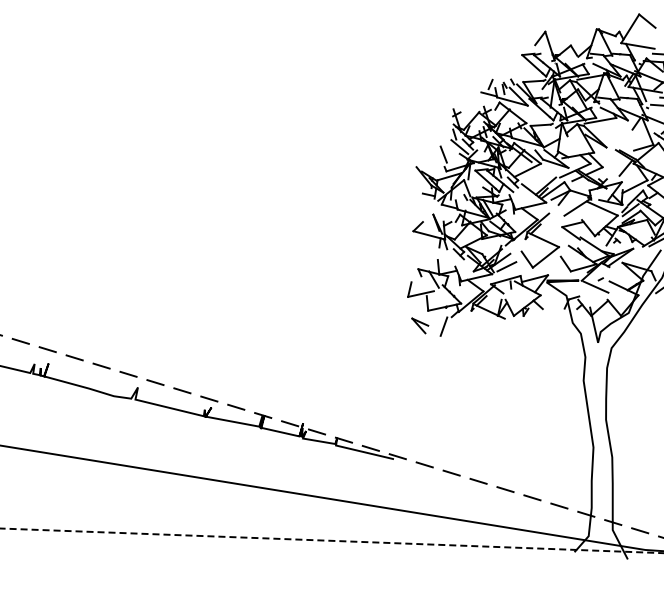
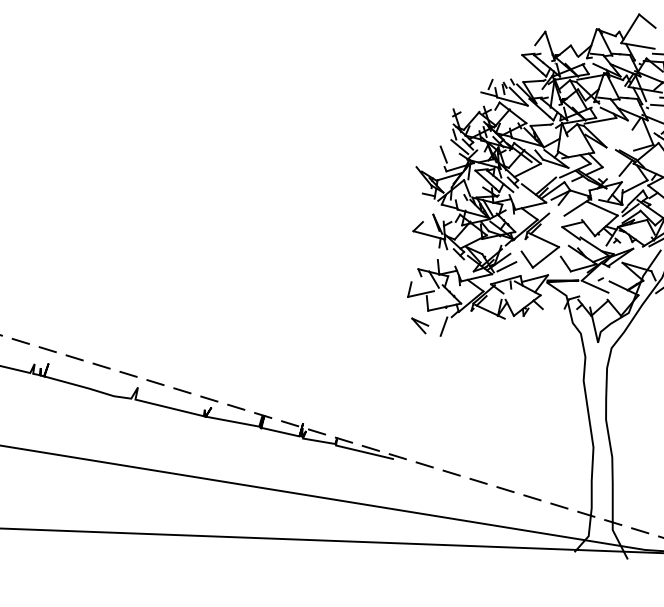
line: dashed -> solid (331, 540)
